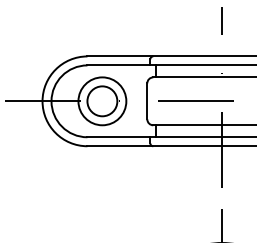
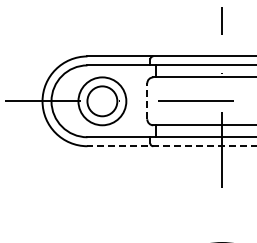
line: solid -> dashed (147, 101)
line: solid -> dashed (171, 146)
line: present -> none (222, 223)
